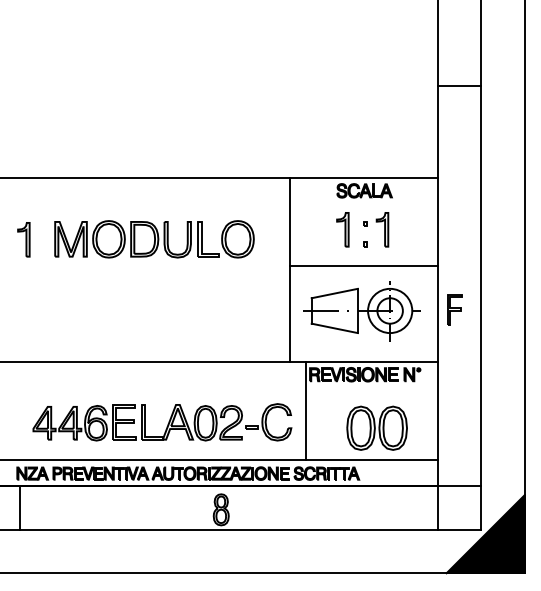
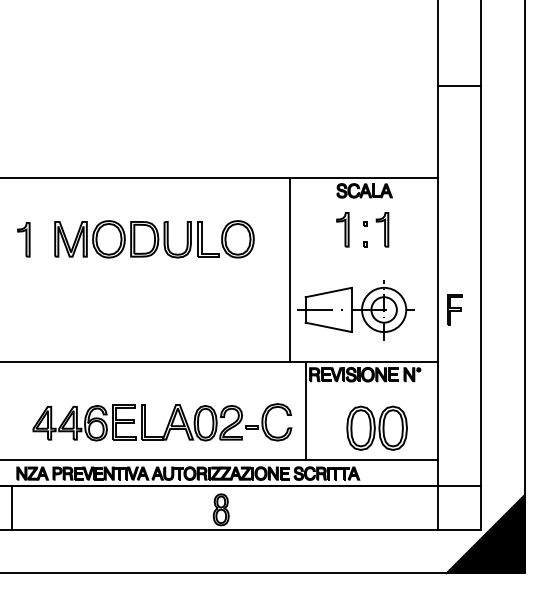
line: present -> none (363, 266)
part position: (361, 311) -> (355, 310) (355, 310)
line position: (20, 507) -> (12, 507) (12, 507)
